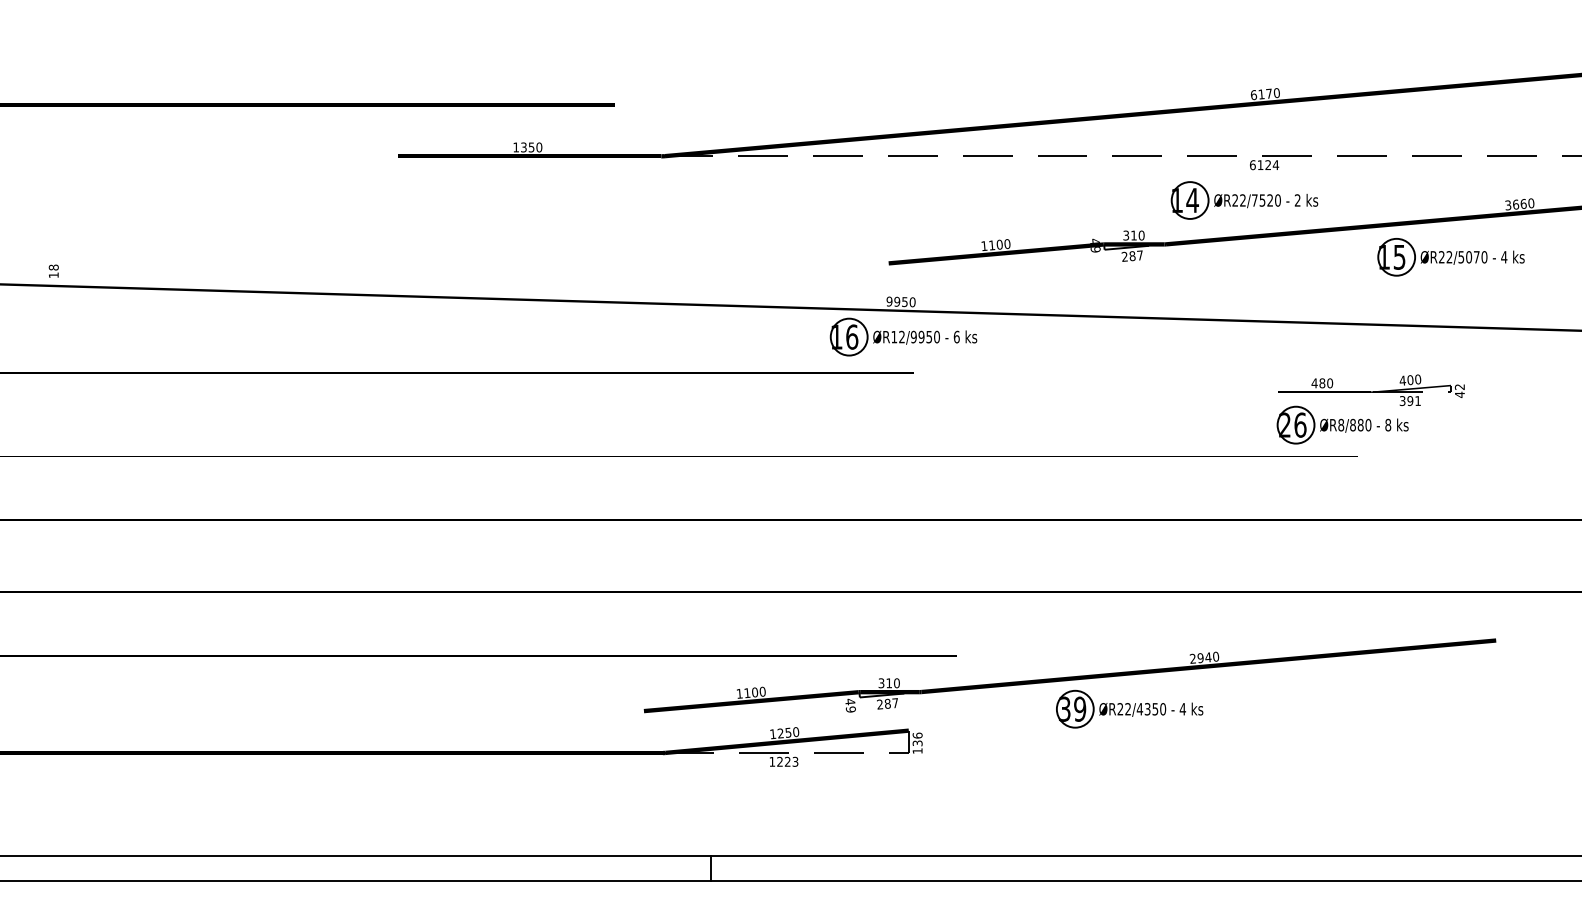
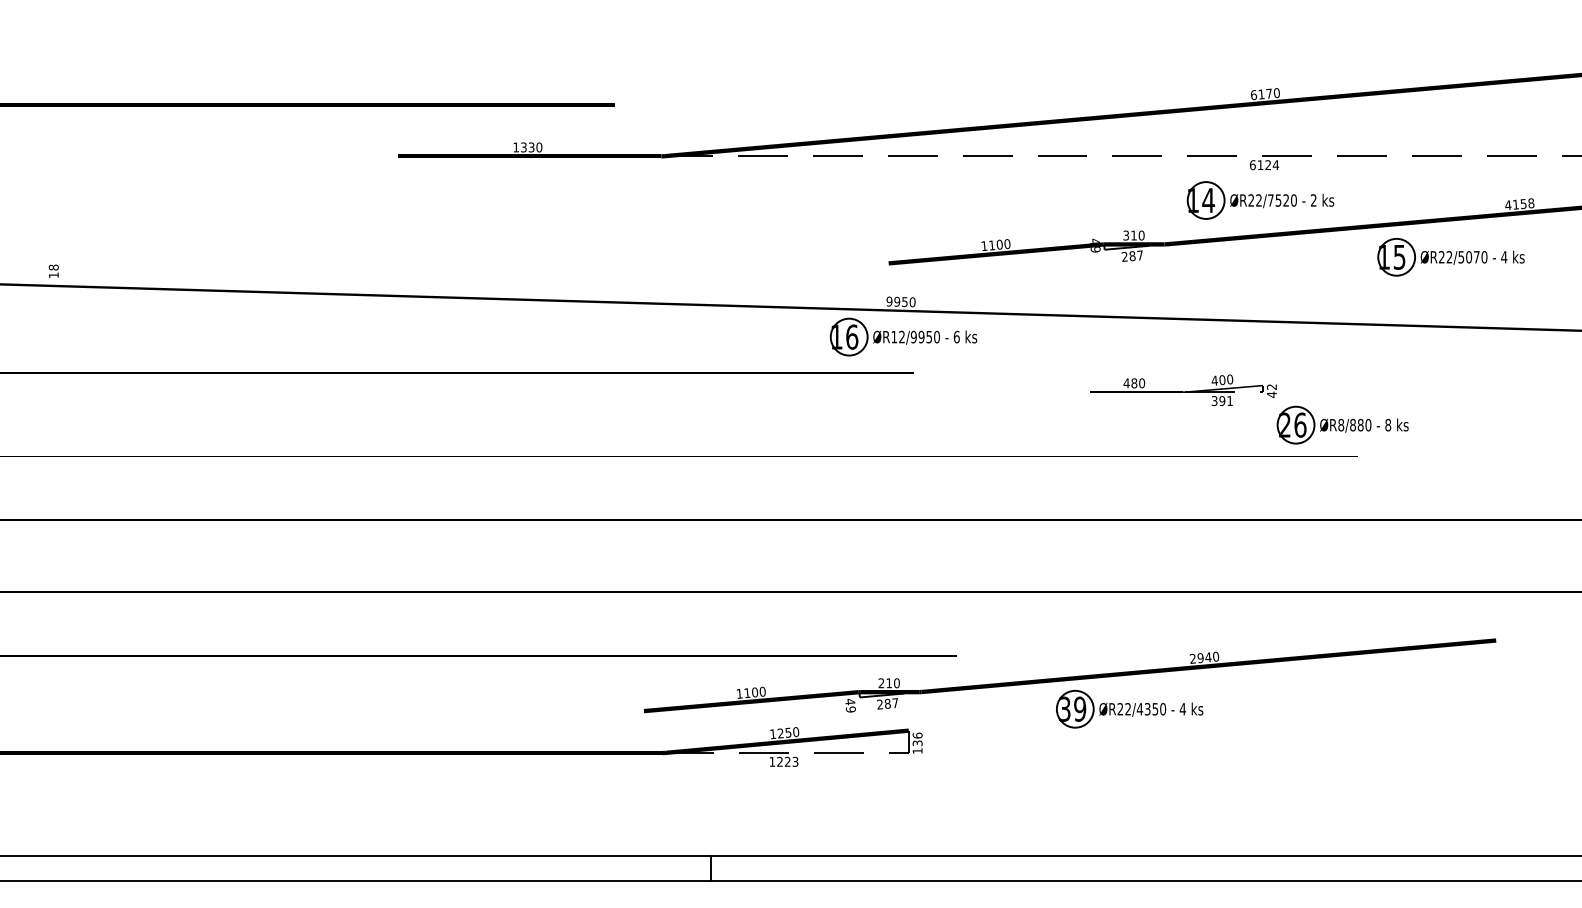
text: 1350 -> 1330 (531, 146)
part position: (1244, 200) -> (1260, 200) (1260, 200)
text: 3660 -> 4158 (1519, 204)
part position: (1371, 390) -> (1183, 390) (1183, 390)
text: 310 -> 210 (881, 683)
